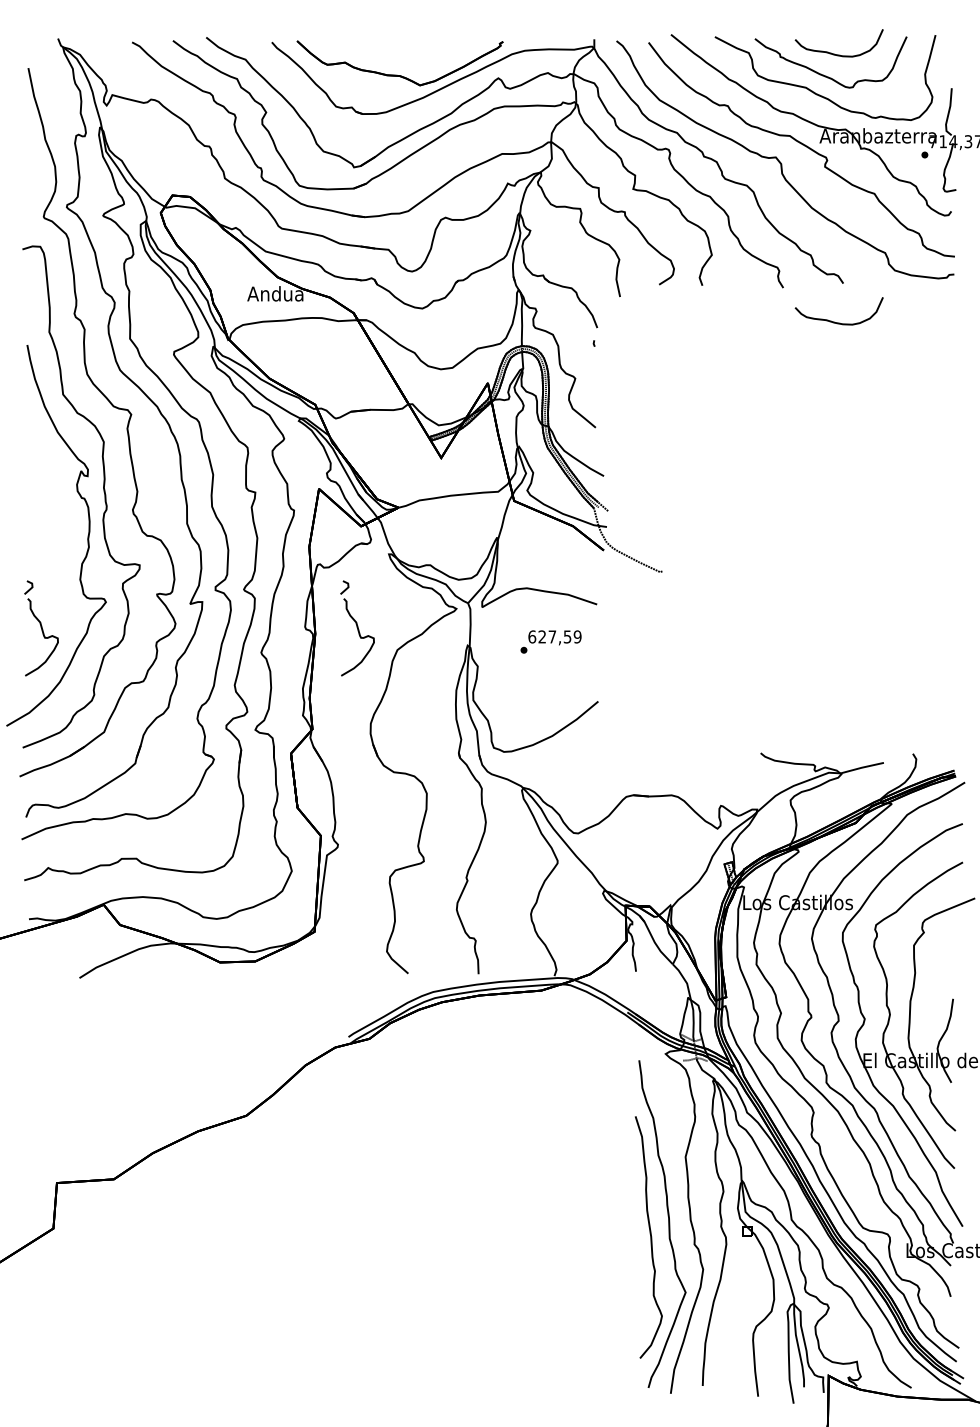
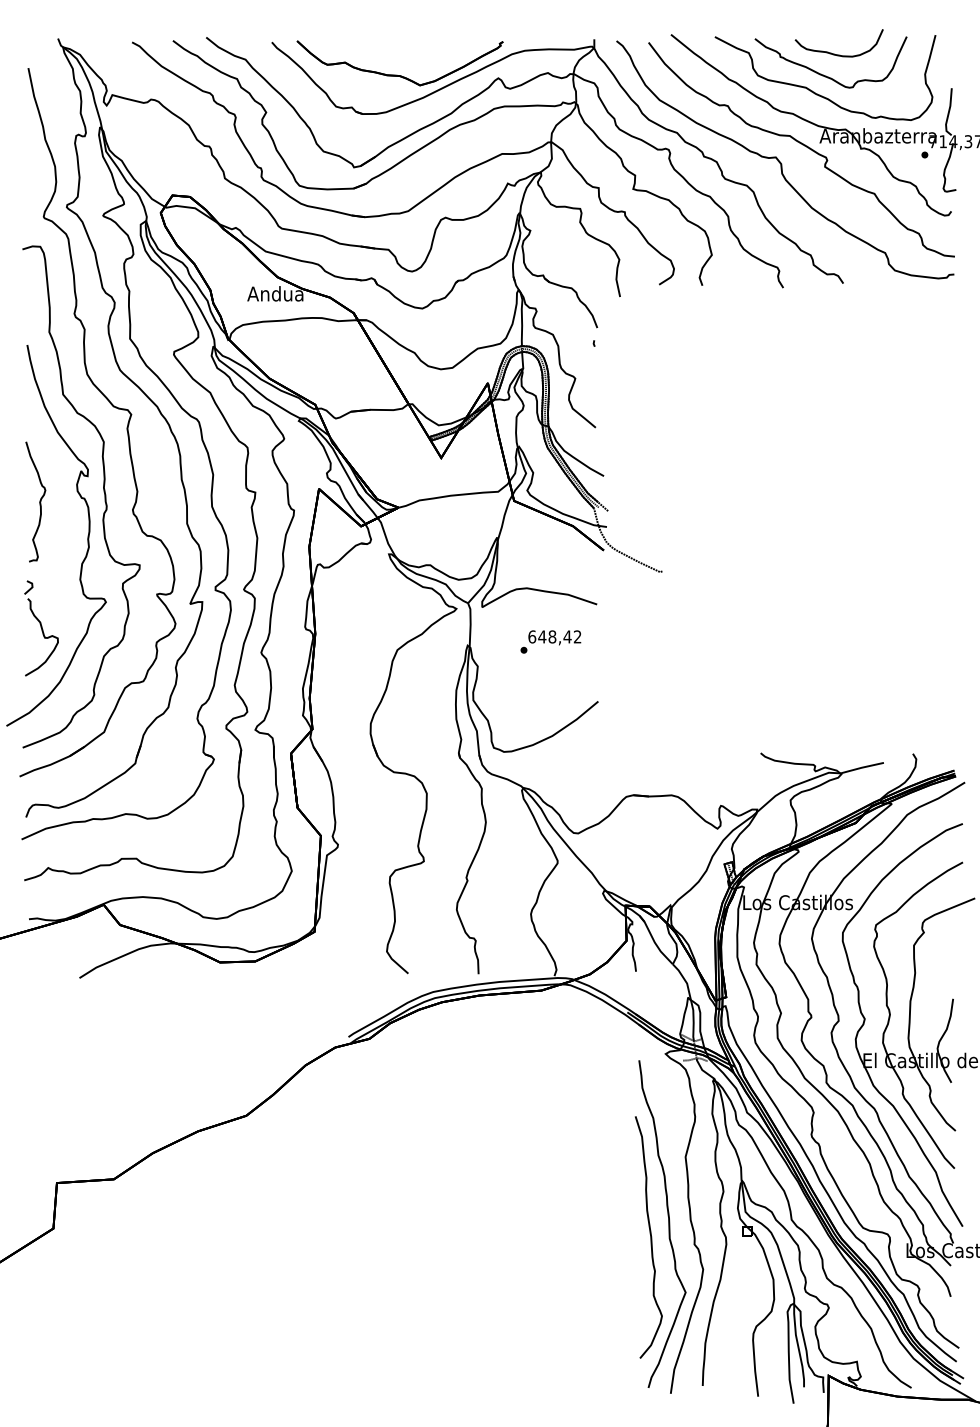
part: present -> none (834, 321)
curve: none -> present (39, 501)
part: present -> none (357, 628)
text: 627,59 -> 648,42 (559, 636)
